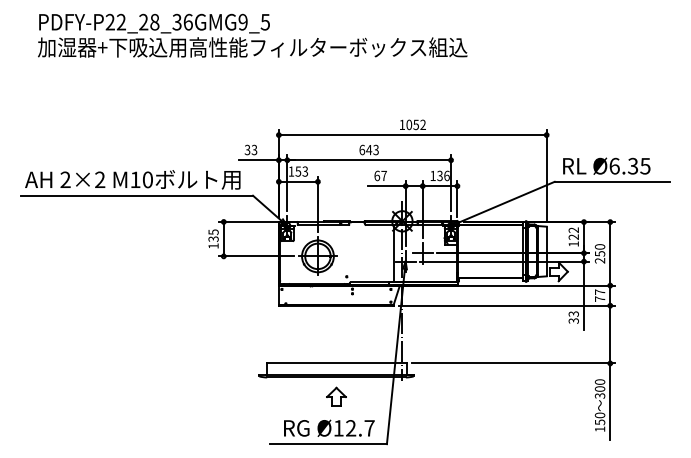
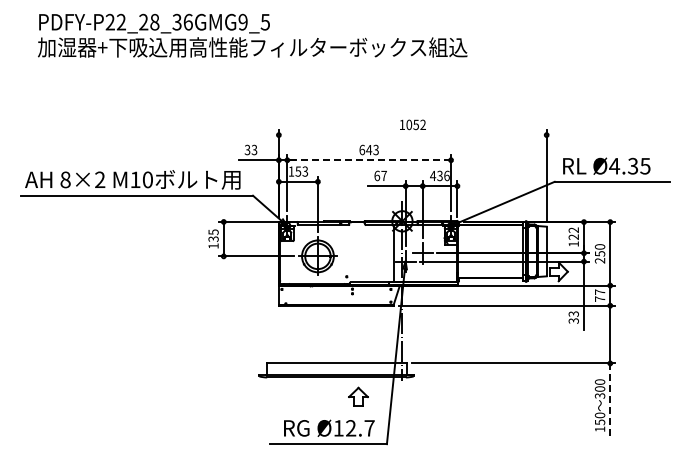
line: present -> none (412, 135)
line: solid -> dashed (369, 160)
text: Ø6.35 -> Ø4.35 (614, 165)
text: 136 -> 436 (433, 175)
text: 2×2 -> 8×2 (65, 179)
part position: (336, 396) -> (358, 396) (358, 396)
line: solid -> dashed (610, 402)
